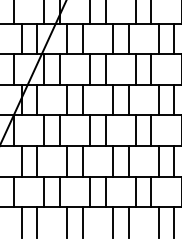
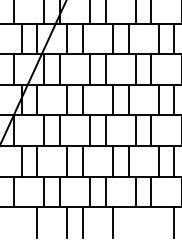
line: present -> none (21, 222)
line: present -> none (128, 222)
line: present -> none (159, 222)
